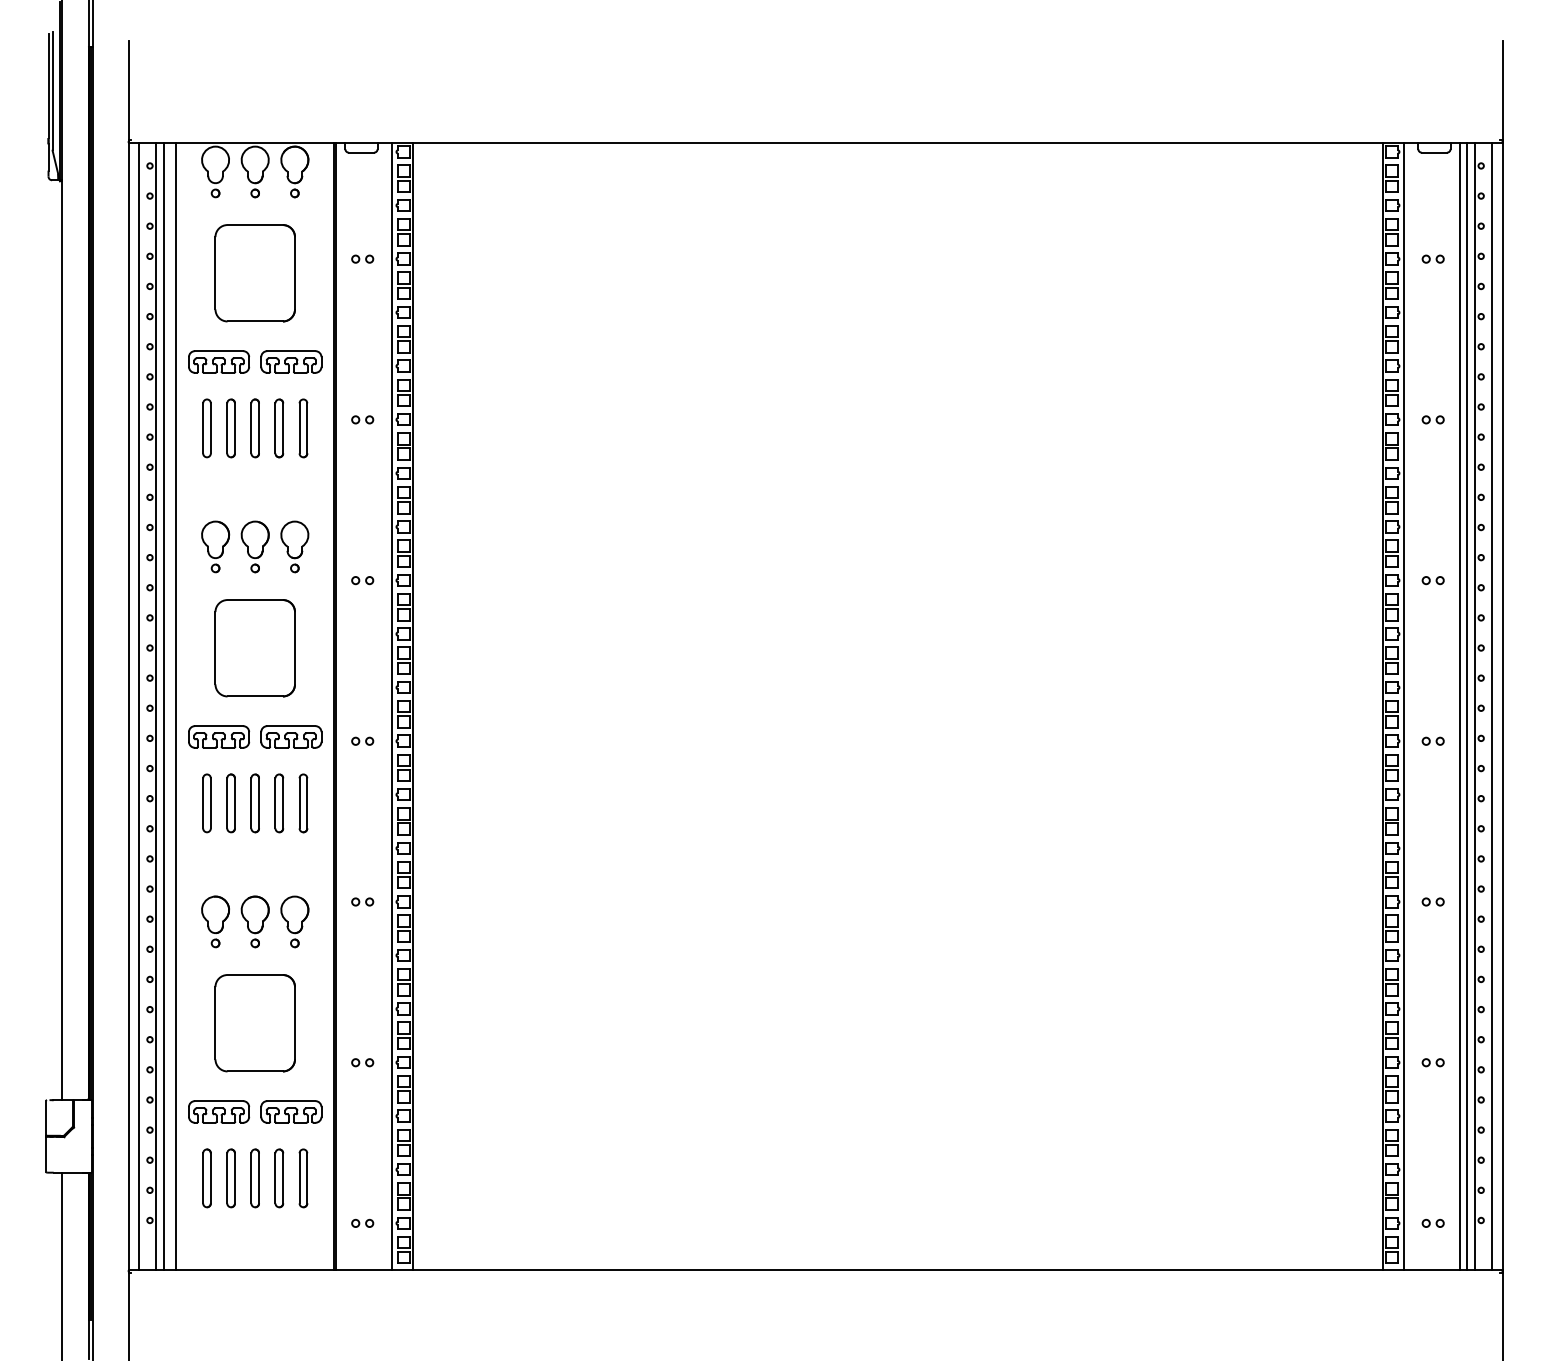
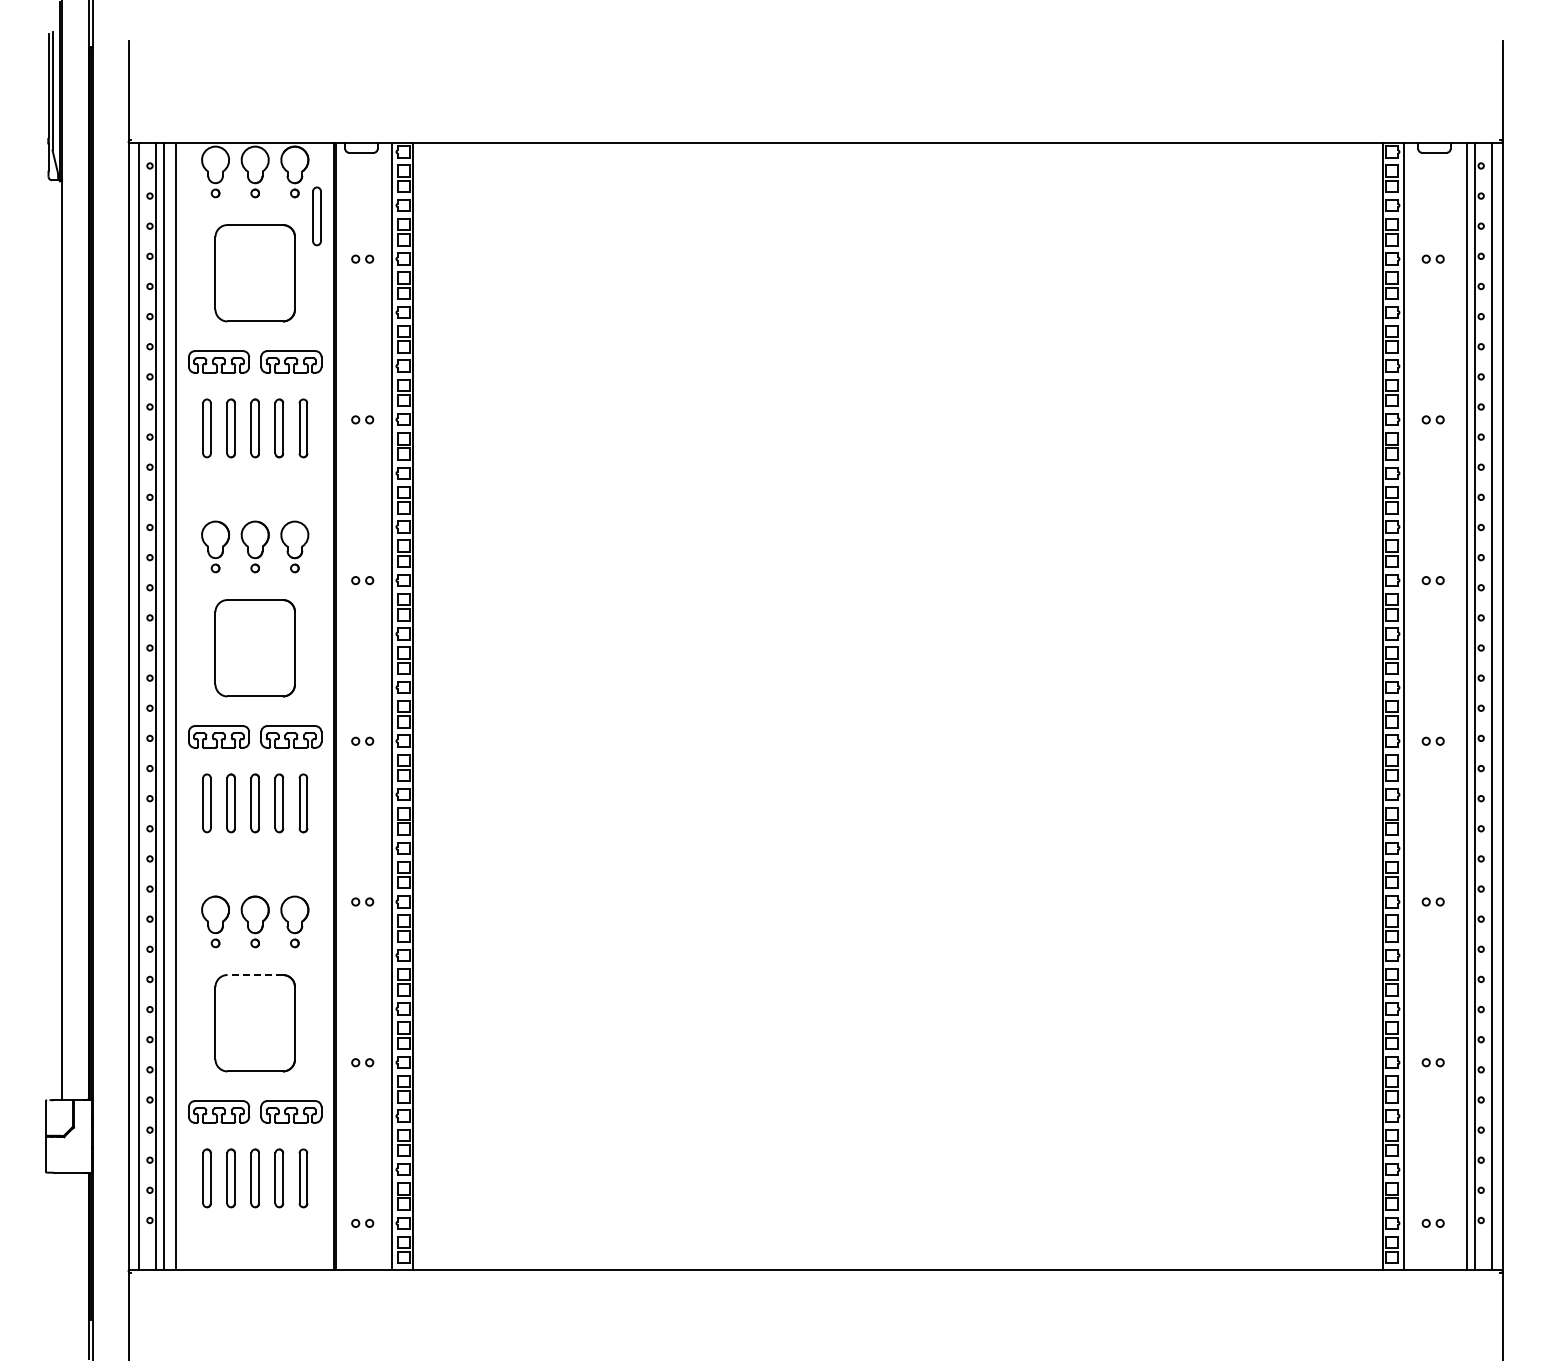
part: none -> present (316, 216)
line: present -> none (1459, 706)
line: solid -> dashed (255, 975)
line: present -> none (62, 1264)
